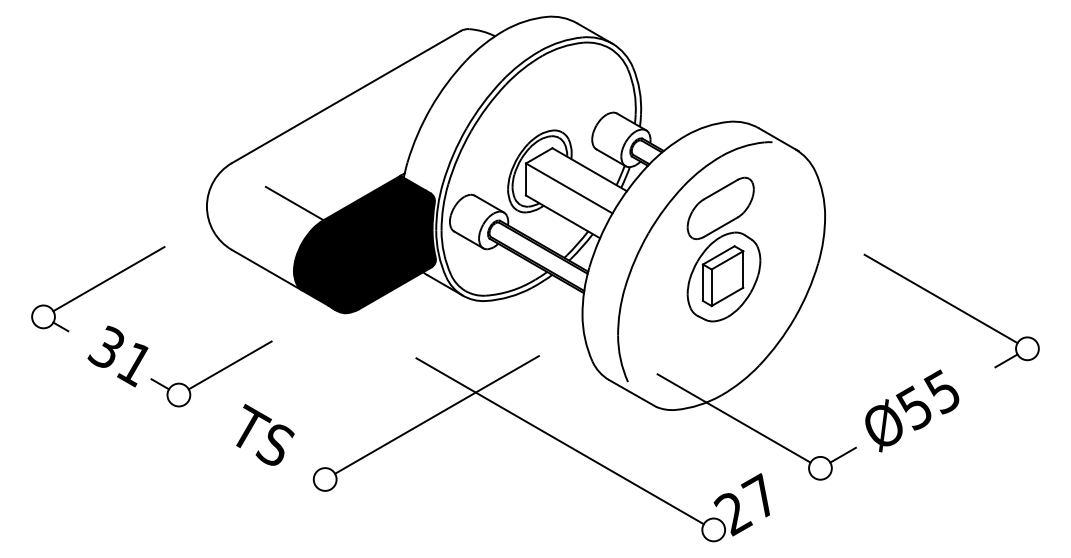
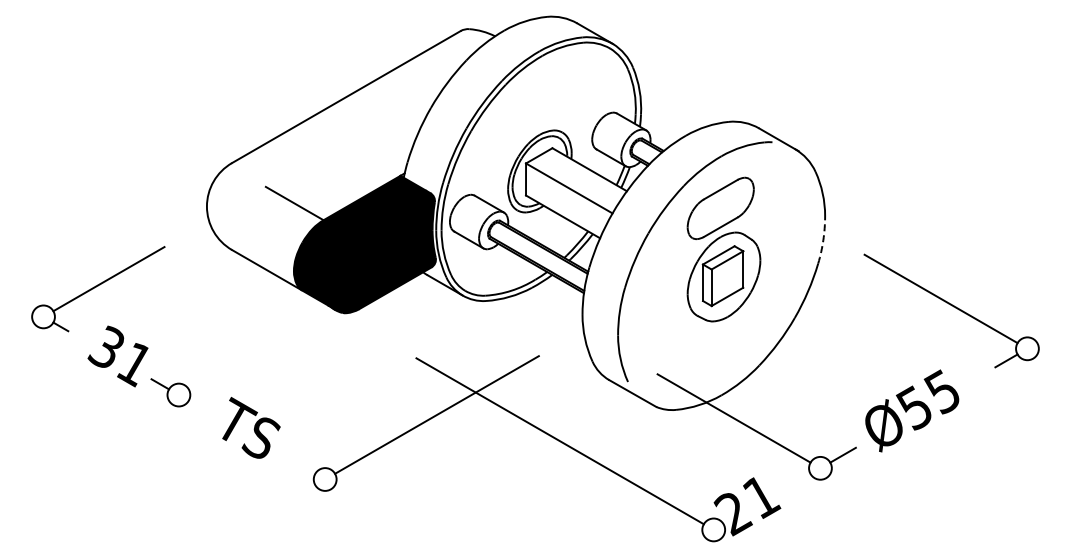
arc: solid -> dashed (823, 240)
line: present -> none (229, 365)
text position: (265, 434) -> (251, 427) (251, 427)
text: 27 -> 21 (761, 495)
